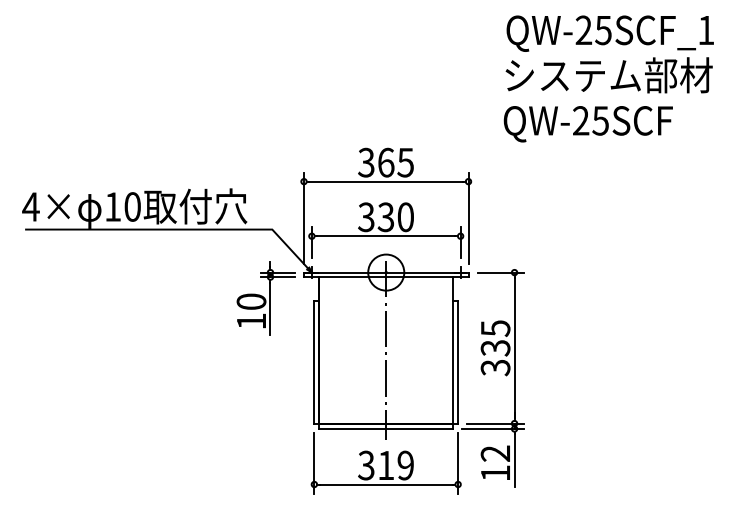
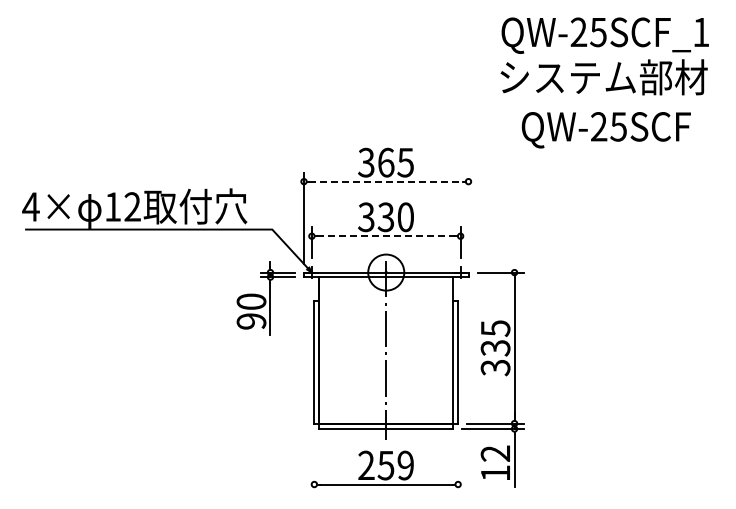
text position: (609, 54) -> (604, 56) (604, 56)
text position: (587, 124) -> (605, 130) (605, 130)
line: solid -> dashed (386, 181)
text: 10 -> 12 (132, 206)
line: present -> none (468, 217)
line: solid -> dashed (386, 236)
text: 10 -> 90 (251, 321)
line: present -> none (314, 462)
line: present -> none (458, 462)
text: 319 -> 259 (376, 465)
